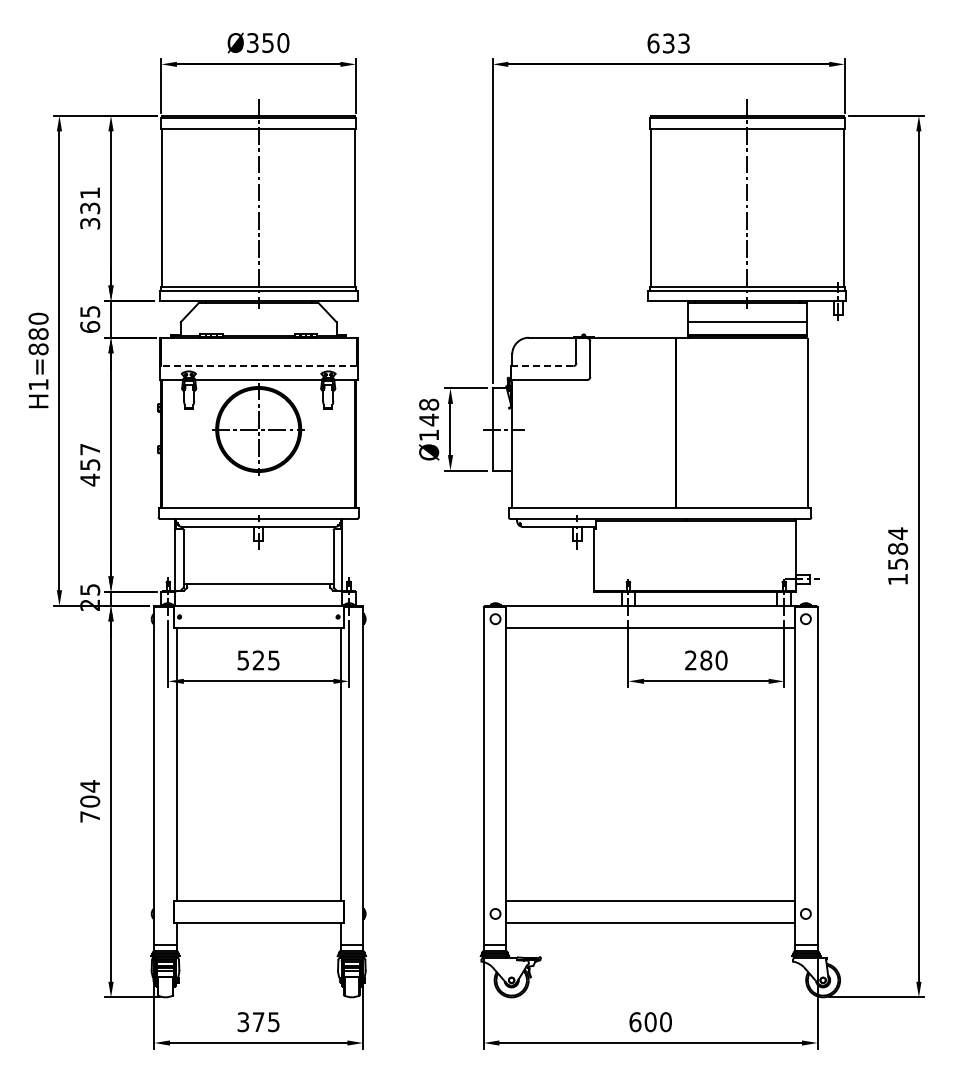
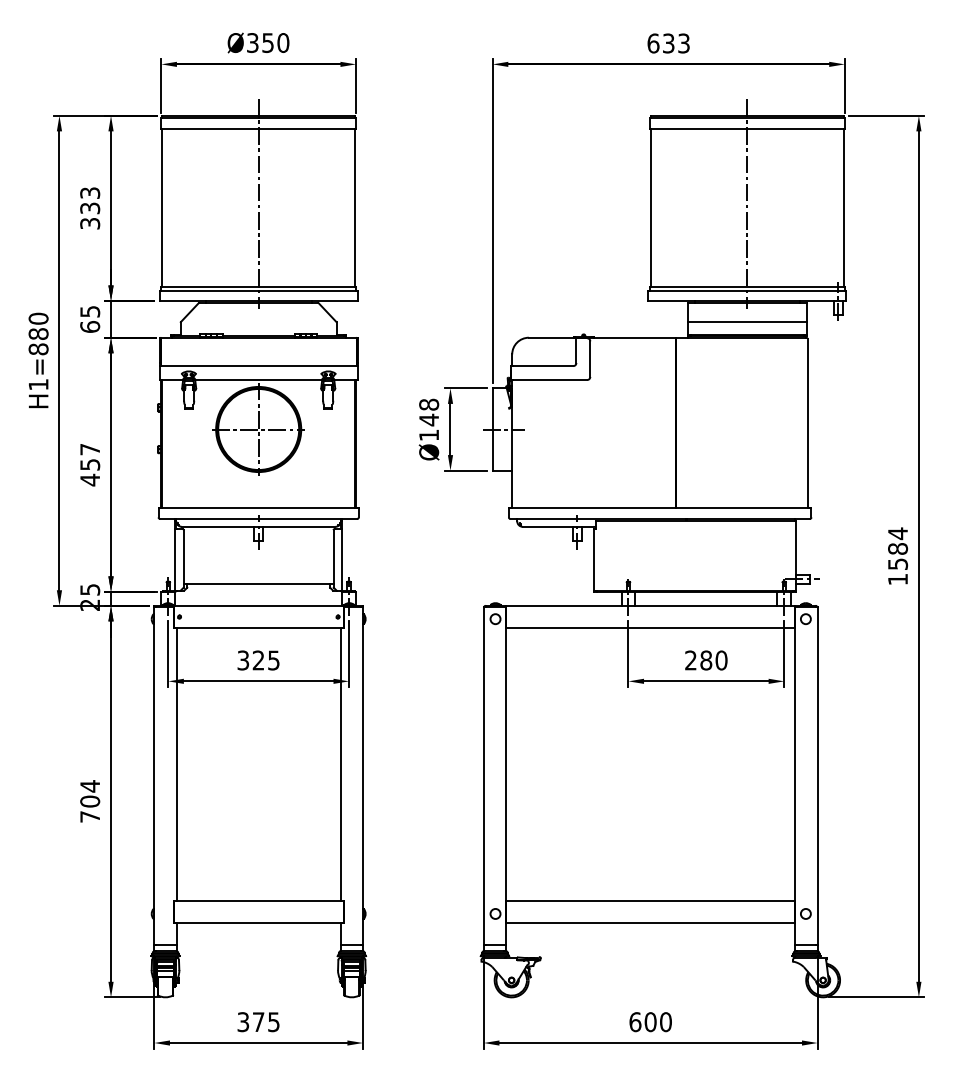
text: 331 -> 333 (90, 192)
line: dashed -> solid (258, 366)
line: dashed -> solid (542, 366)
text: 525 -> 325 (243, 659)
